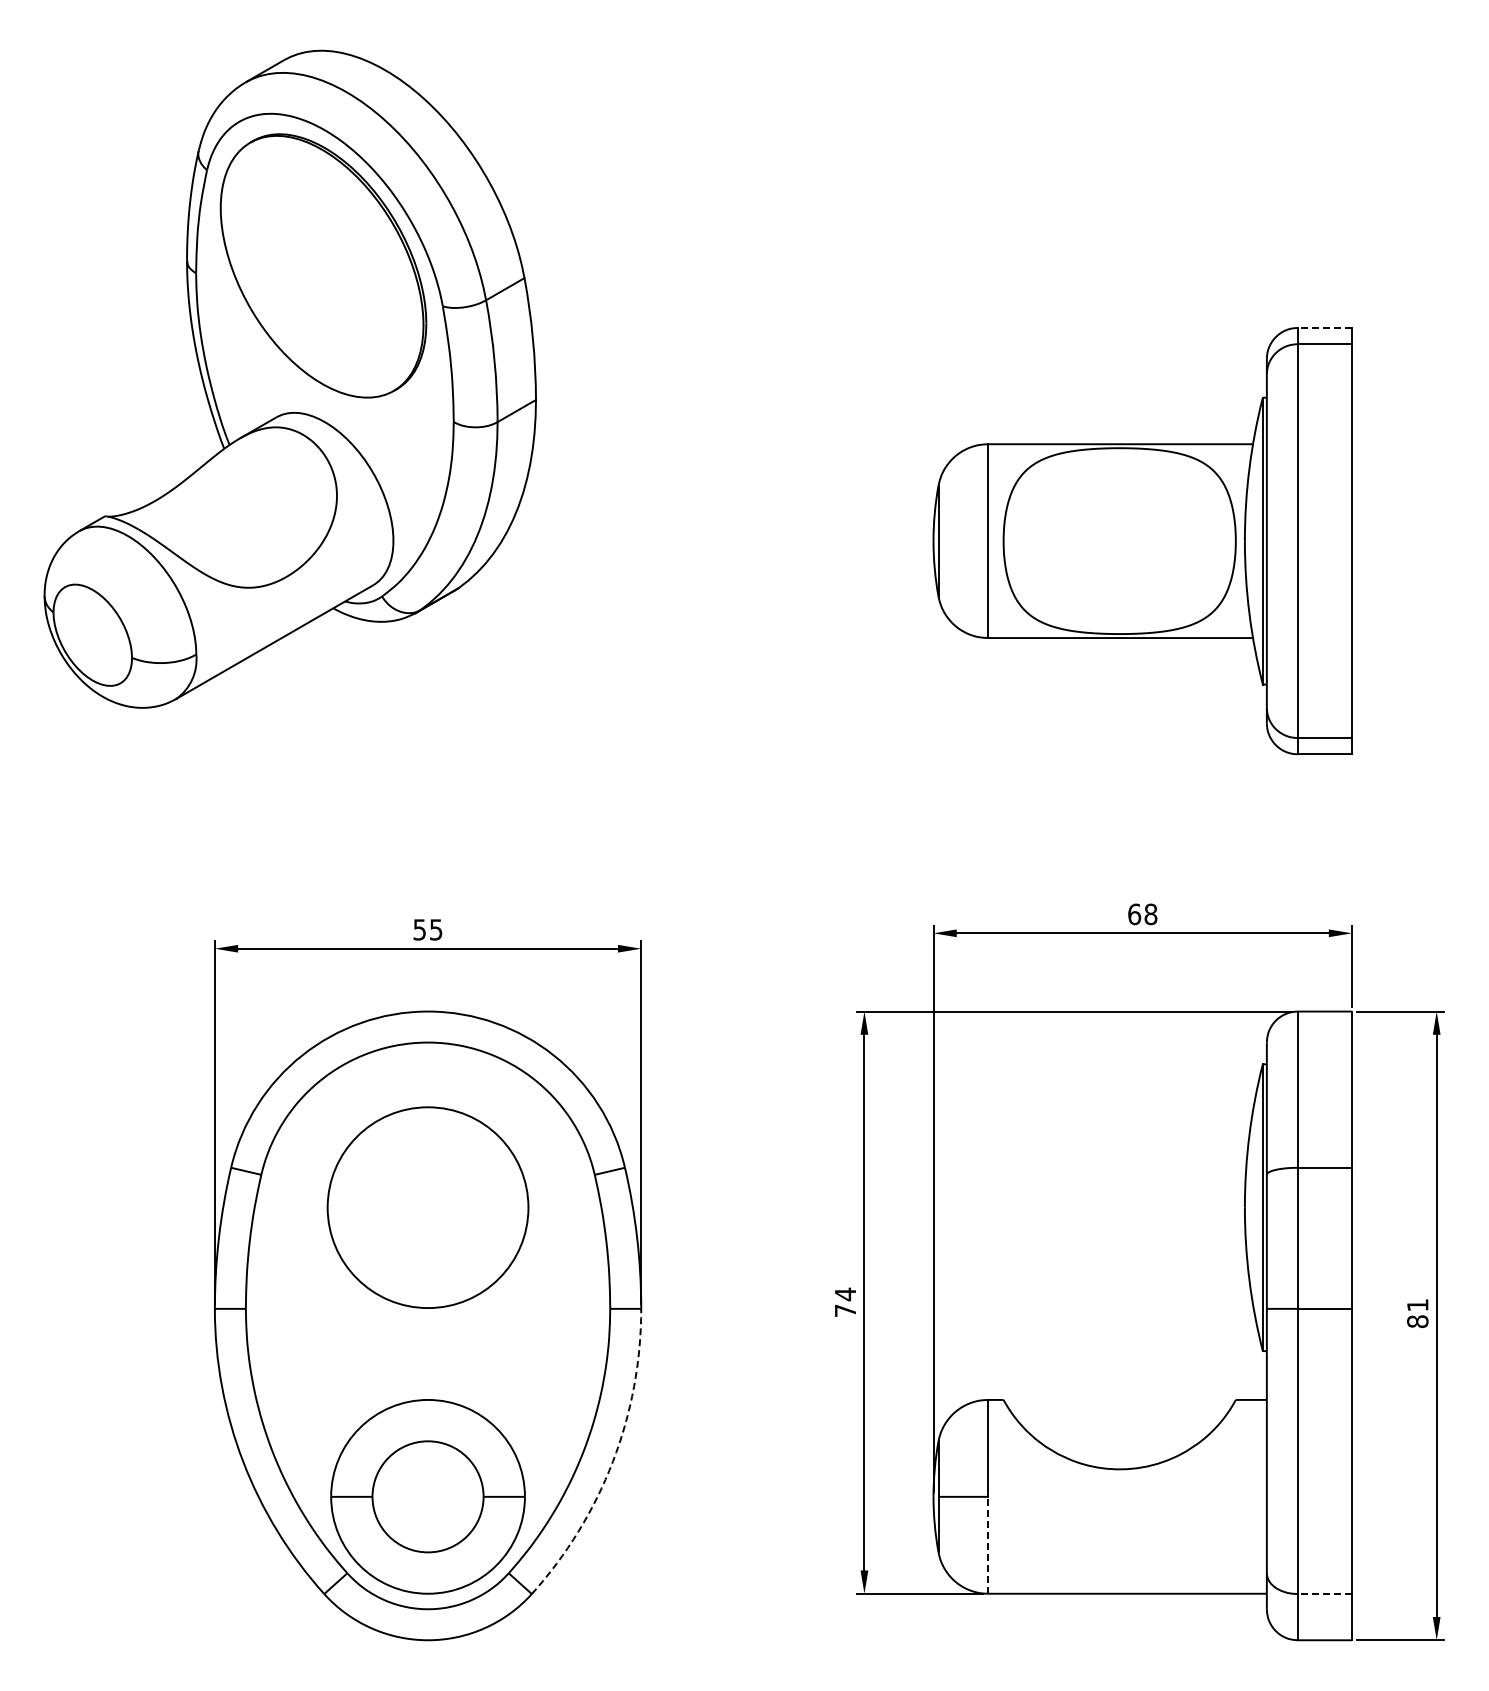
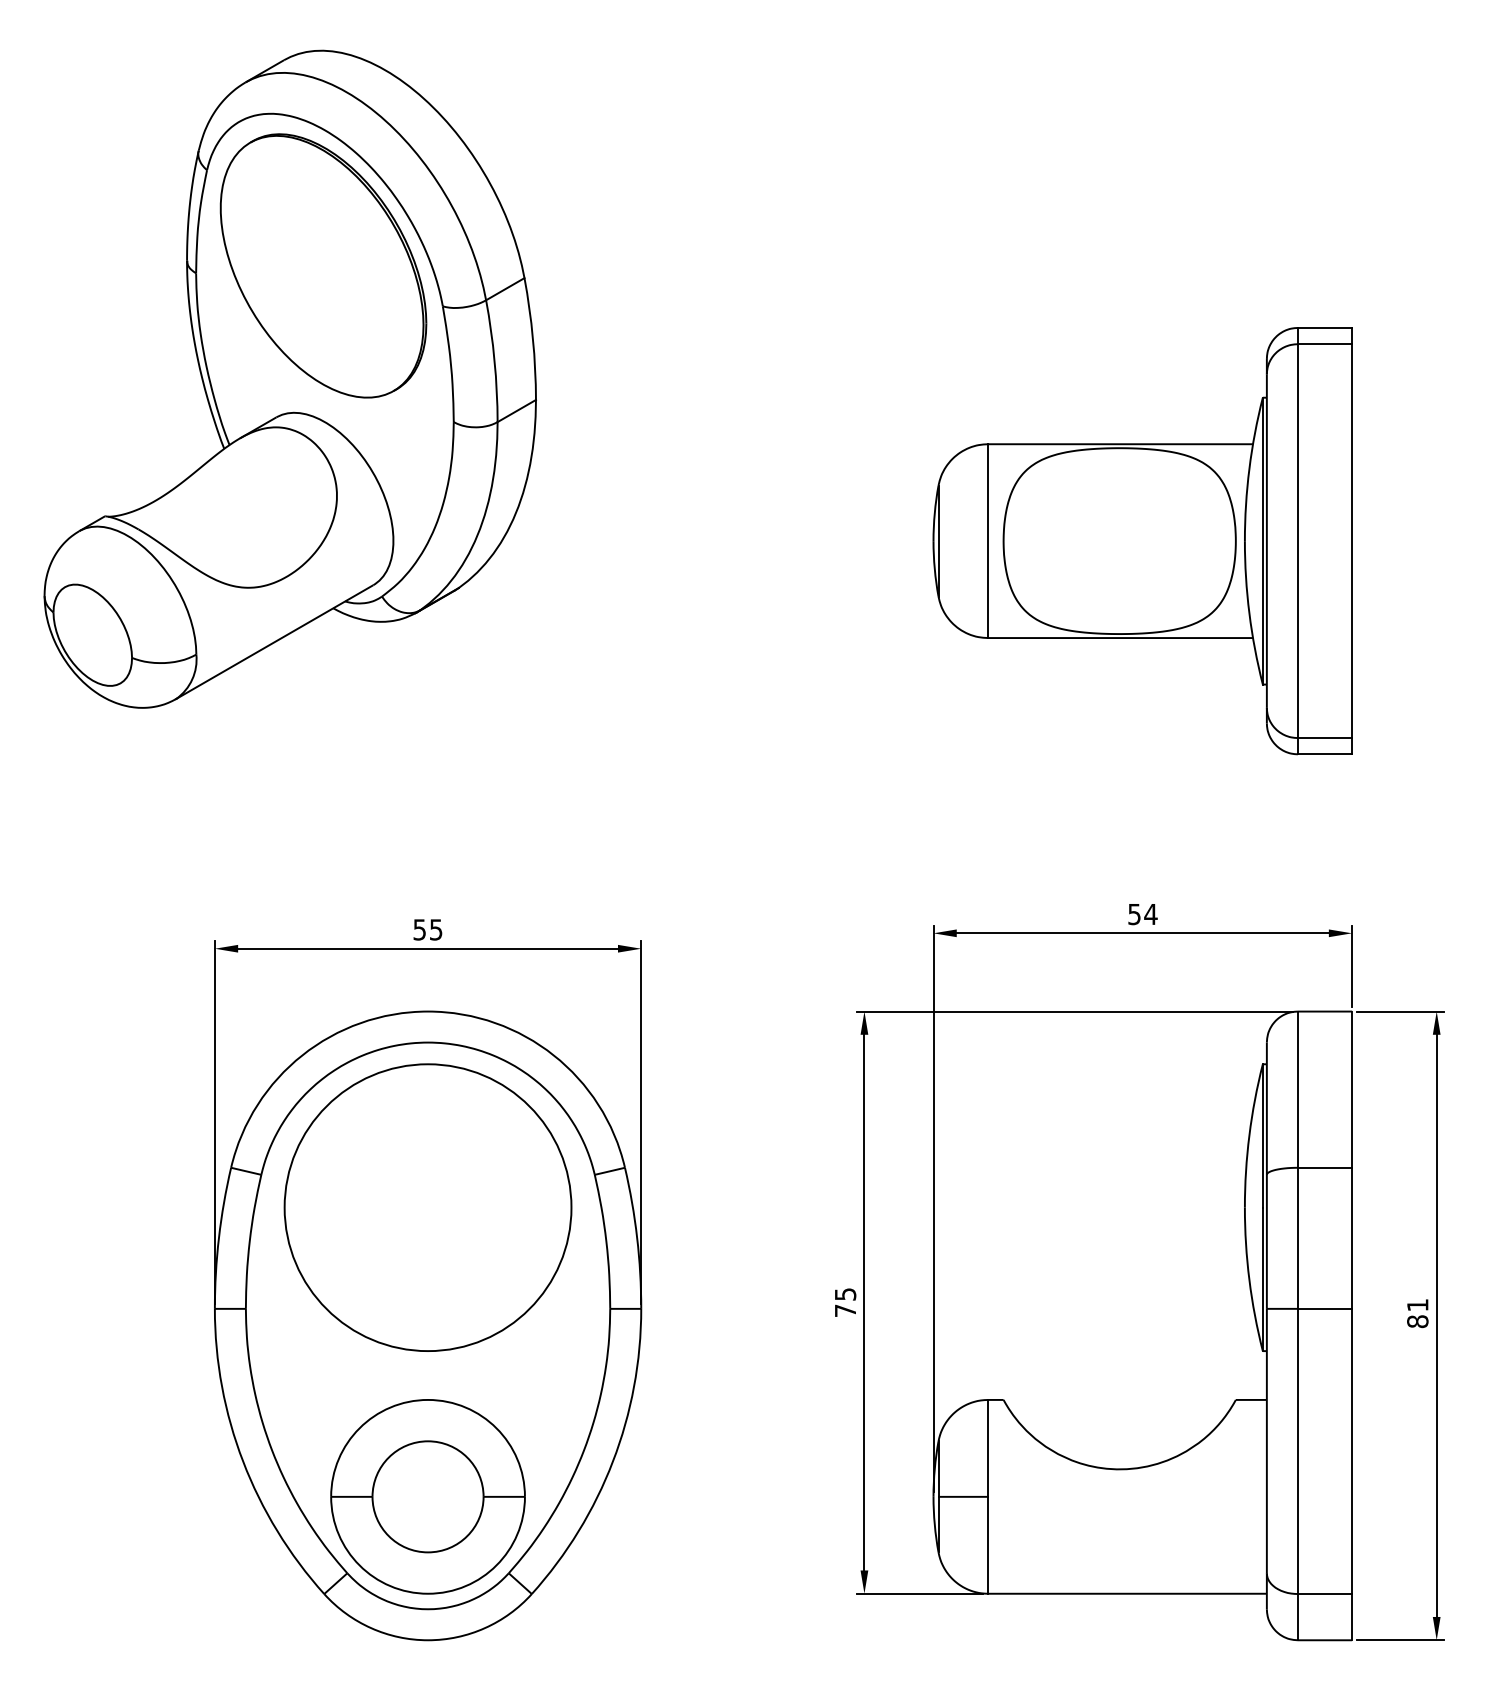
line: dashed -> solid (1324, 327)
text: 68 -> 54 (1142, 914)
circle diameter: 201 px -> 287 px (427, 1207)
text: 74 -> 75 (845, 1294)
arc: dashed -> solid (612, 1461)
line: dashed -> solid (988, 1544)
line: dashed -> solid (1324, 1594)
